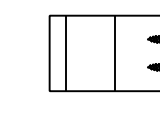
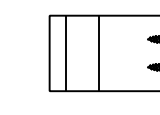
line position: (115, 53) -> (99, 53) (99, 53)
